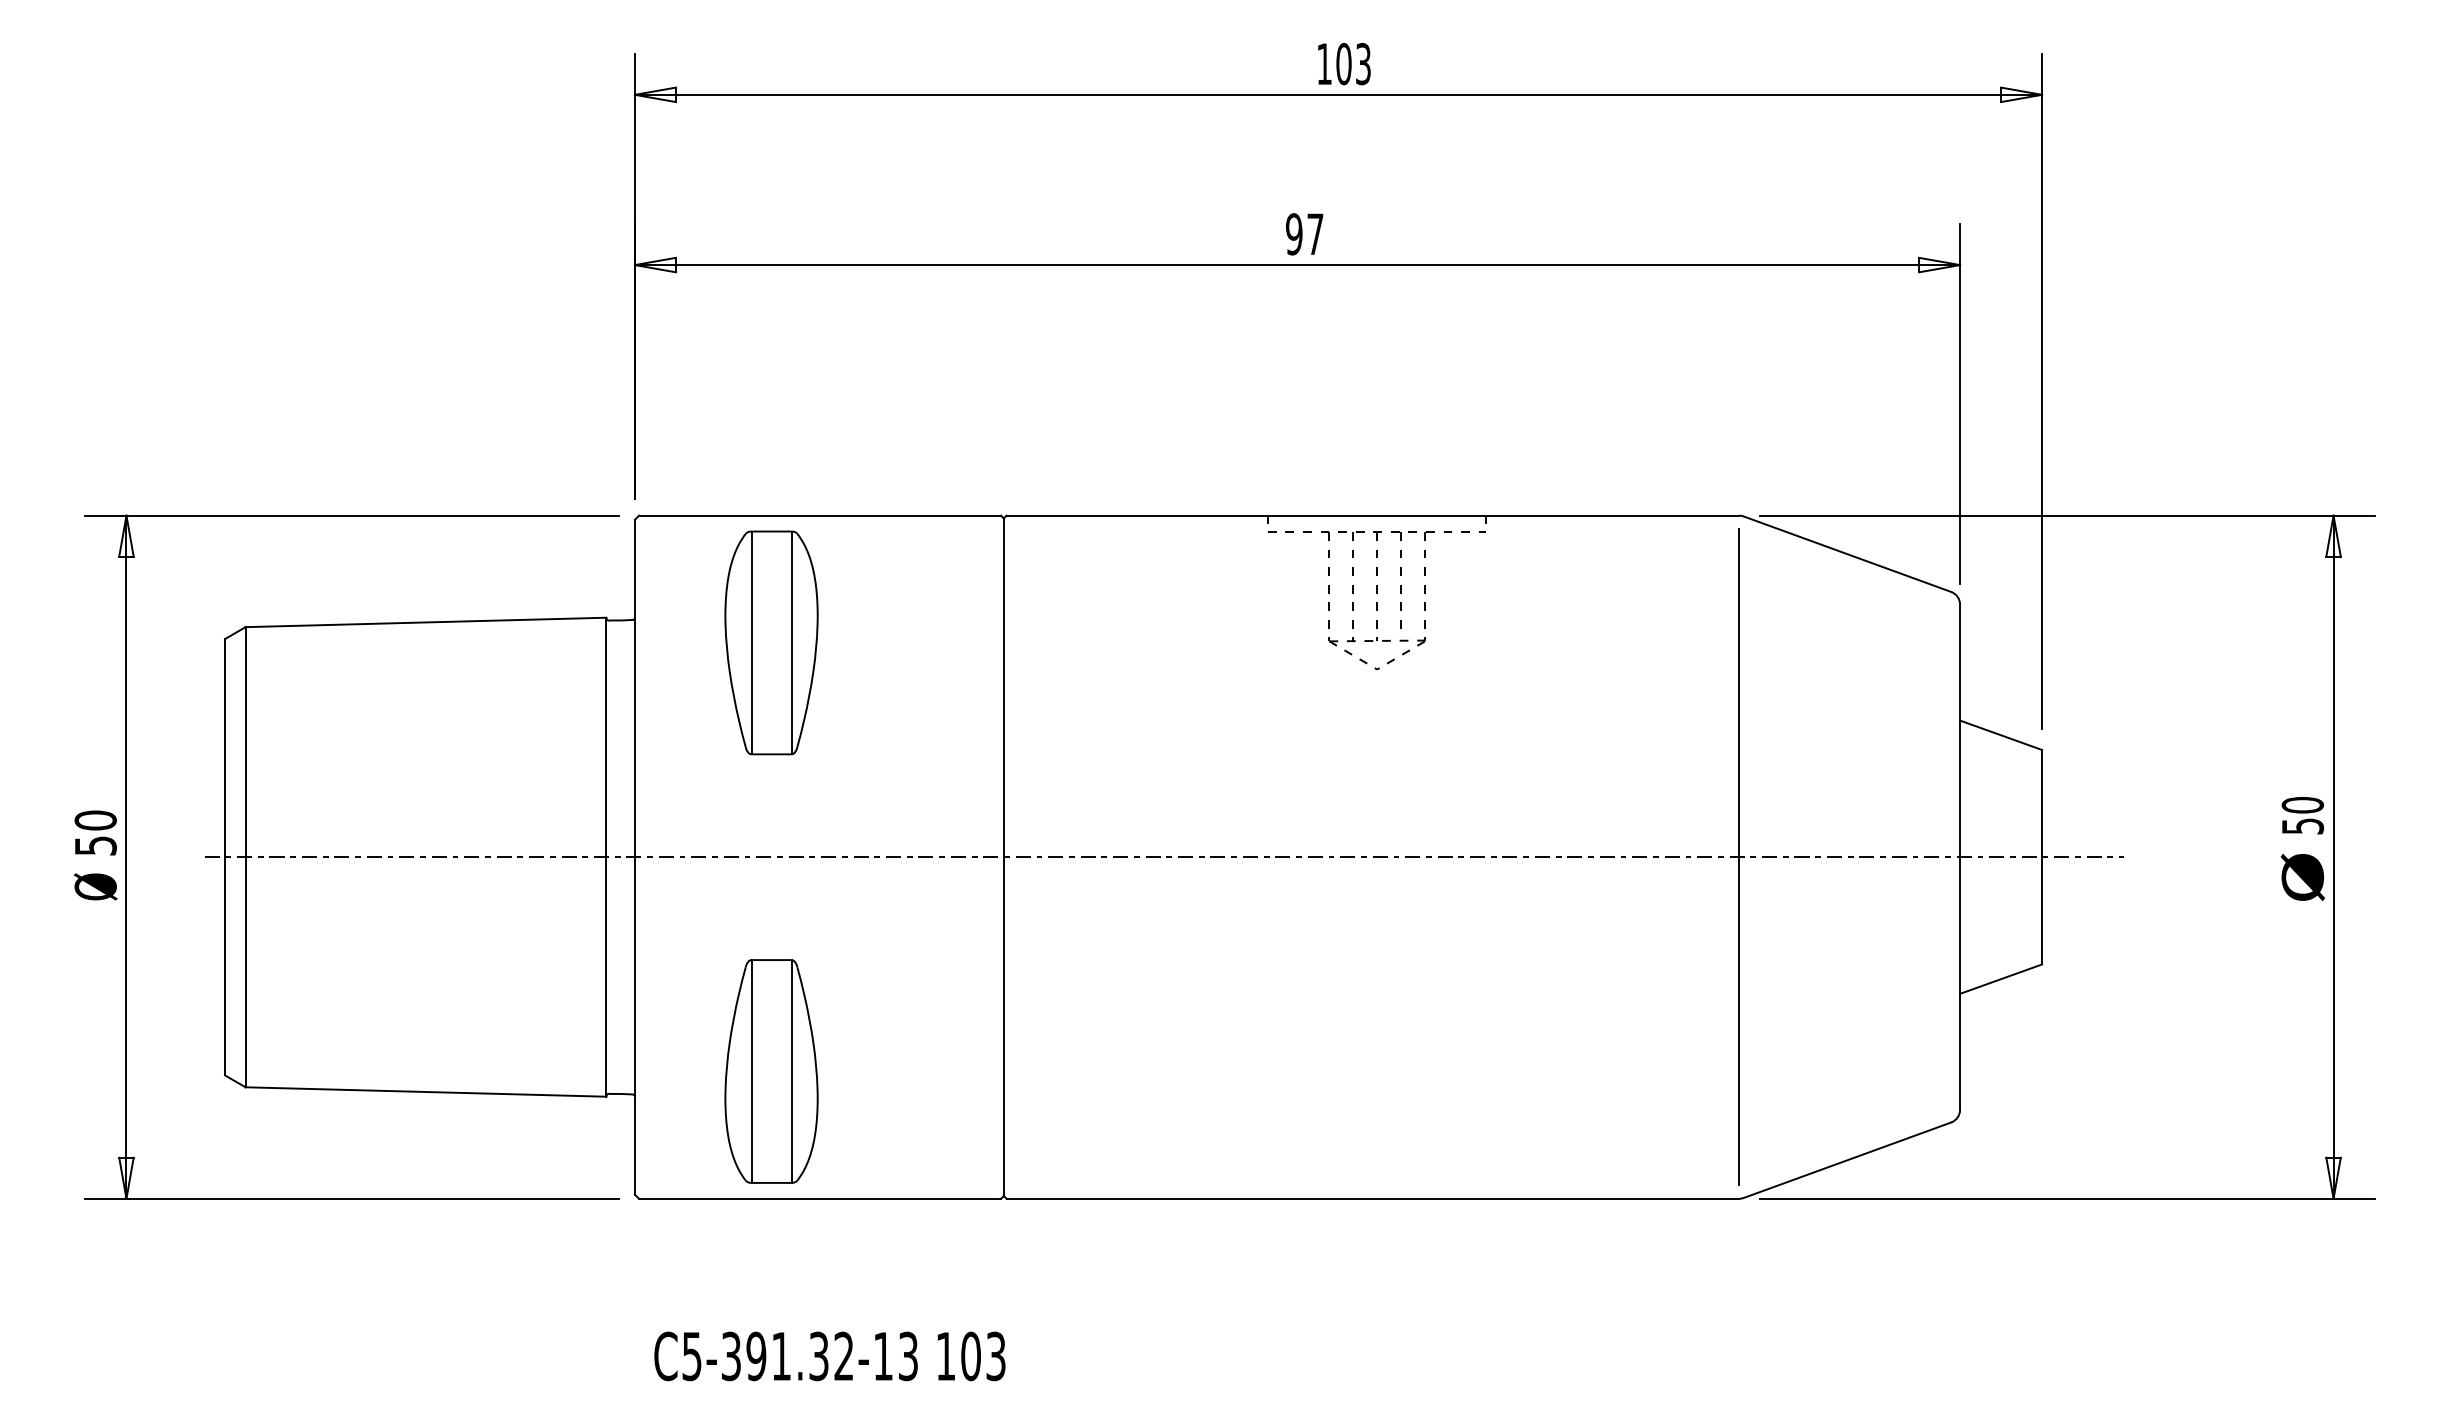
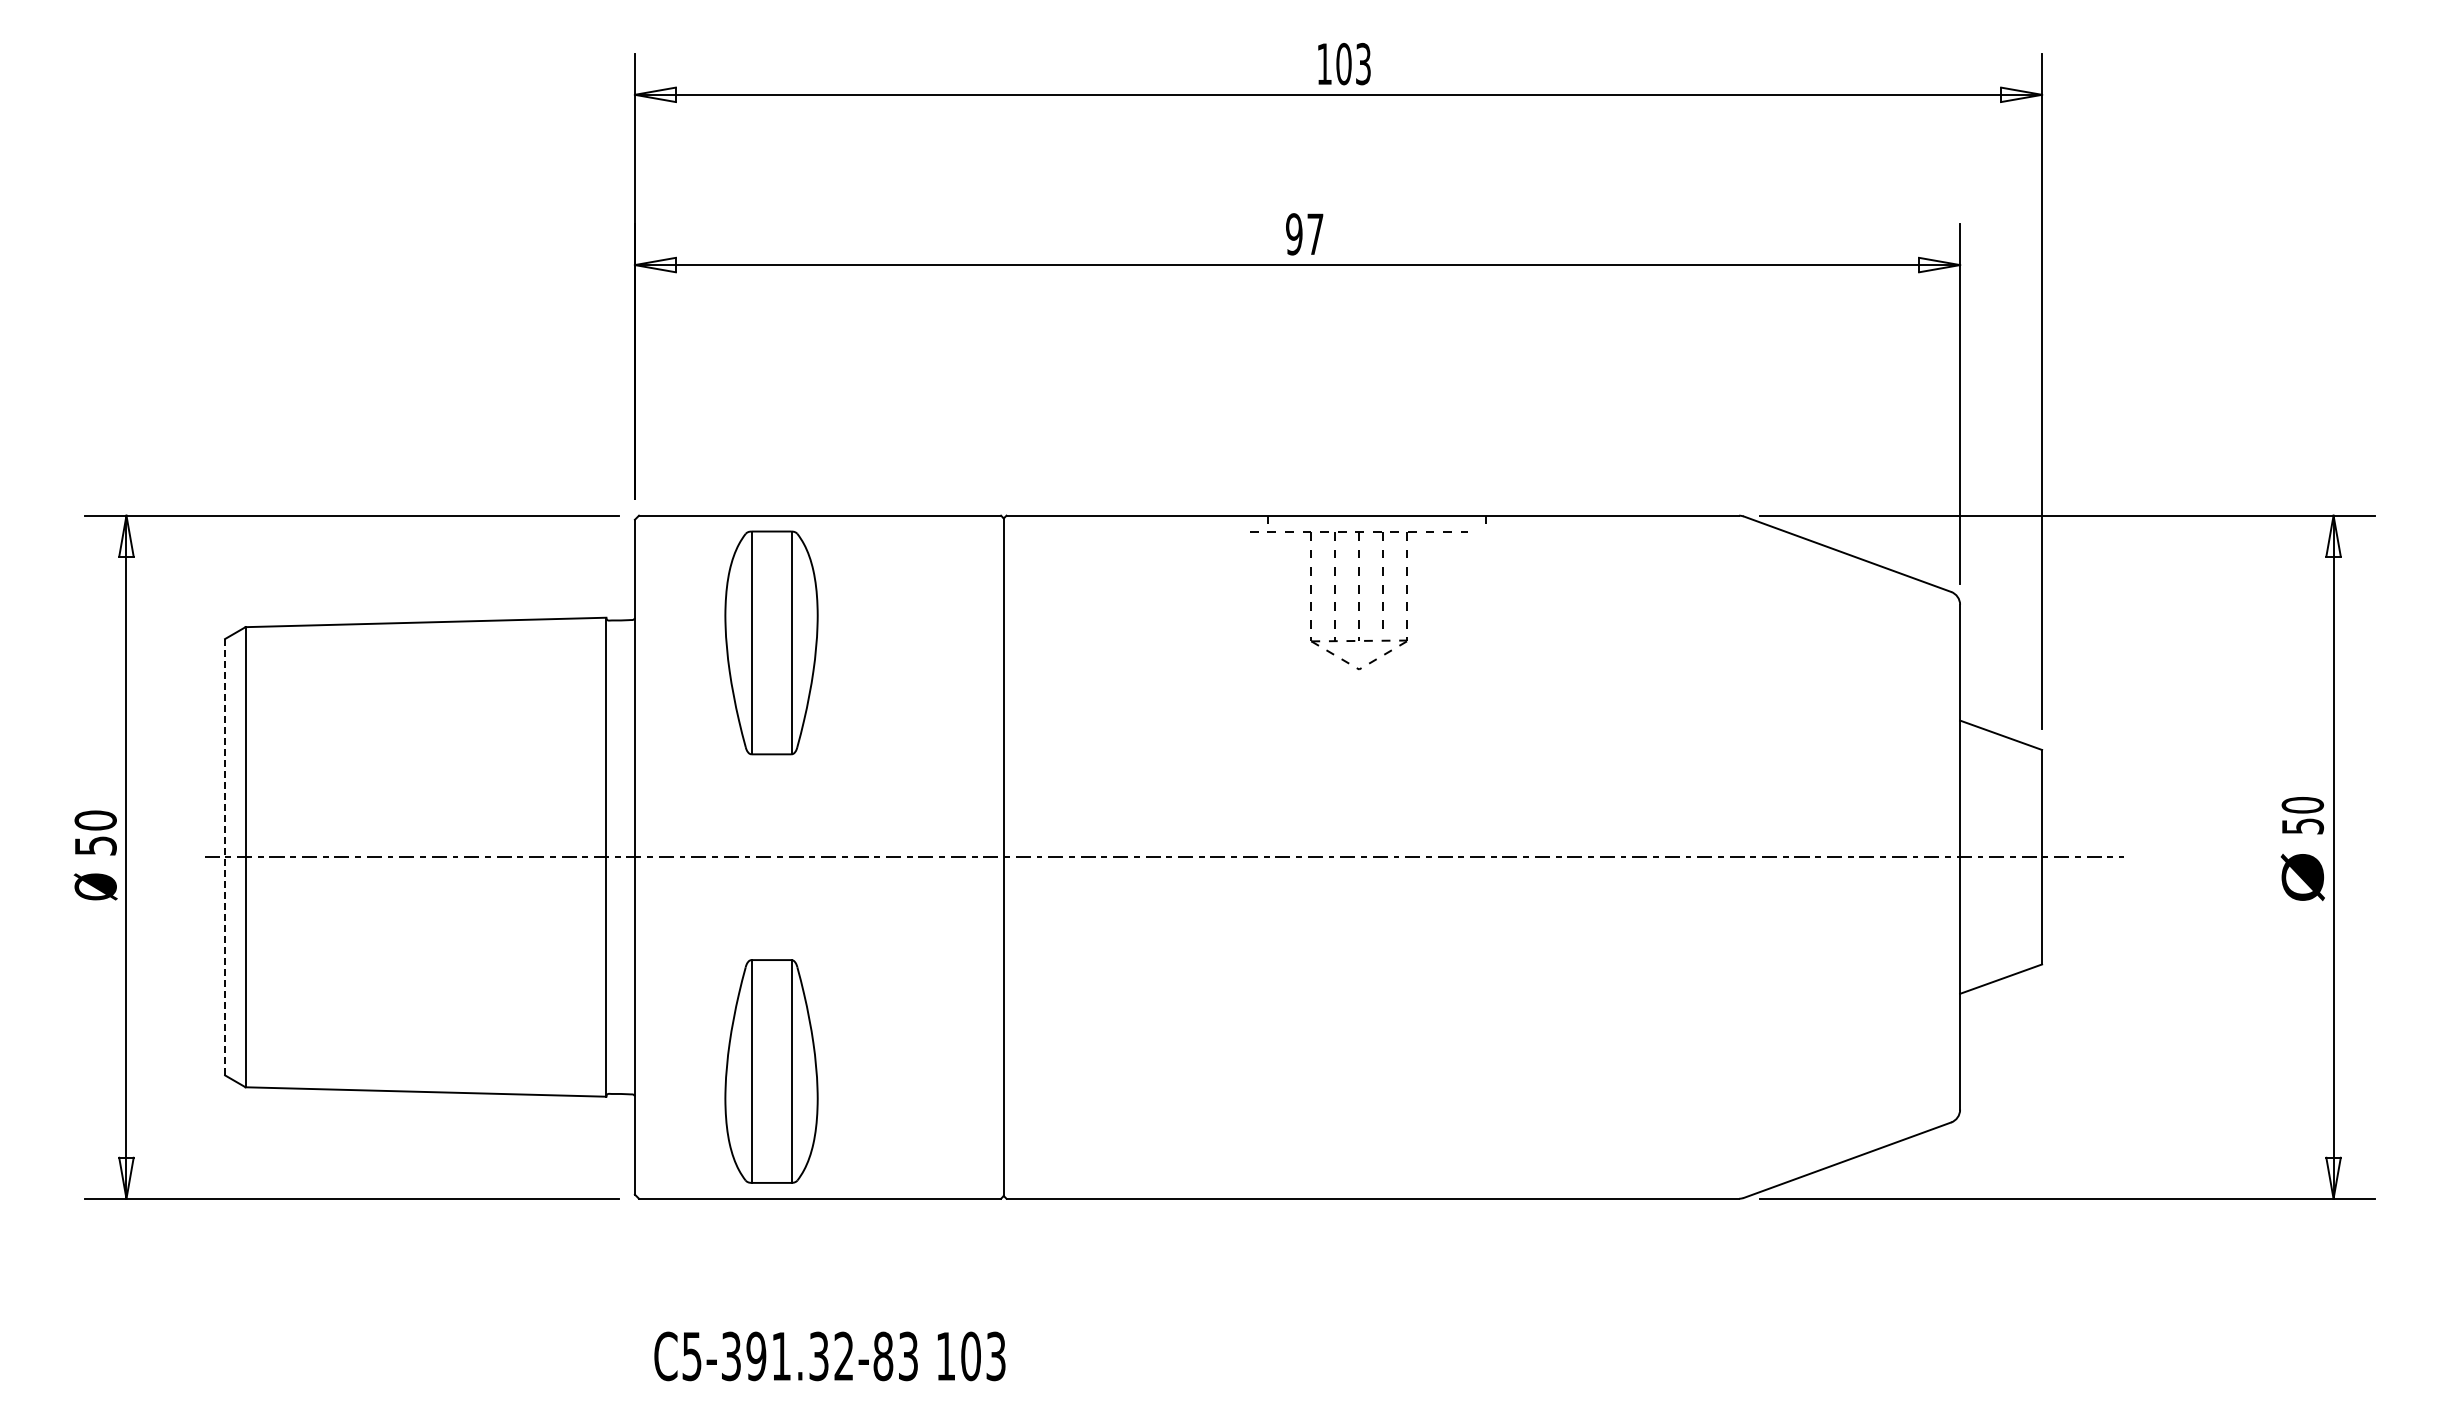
part position: (1376, 600) -> (1358, 600) (1358, 600)
line: solid -> dashed (225, 856)
line: present -> none (1739, 857)
text: C5-391.32-13 -> C5-391.32-83 (883, 1356)
